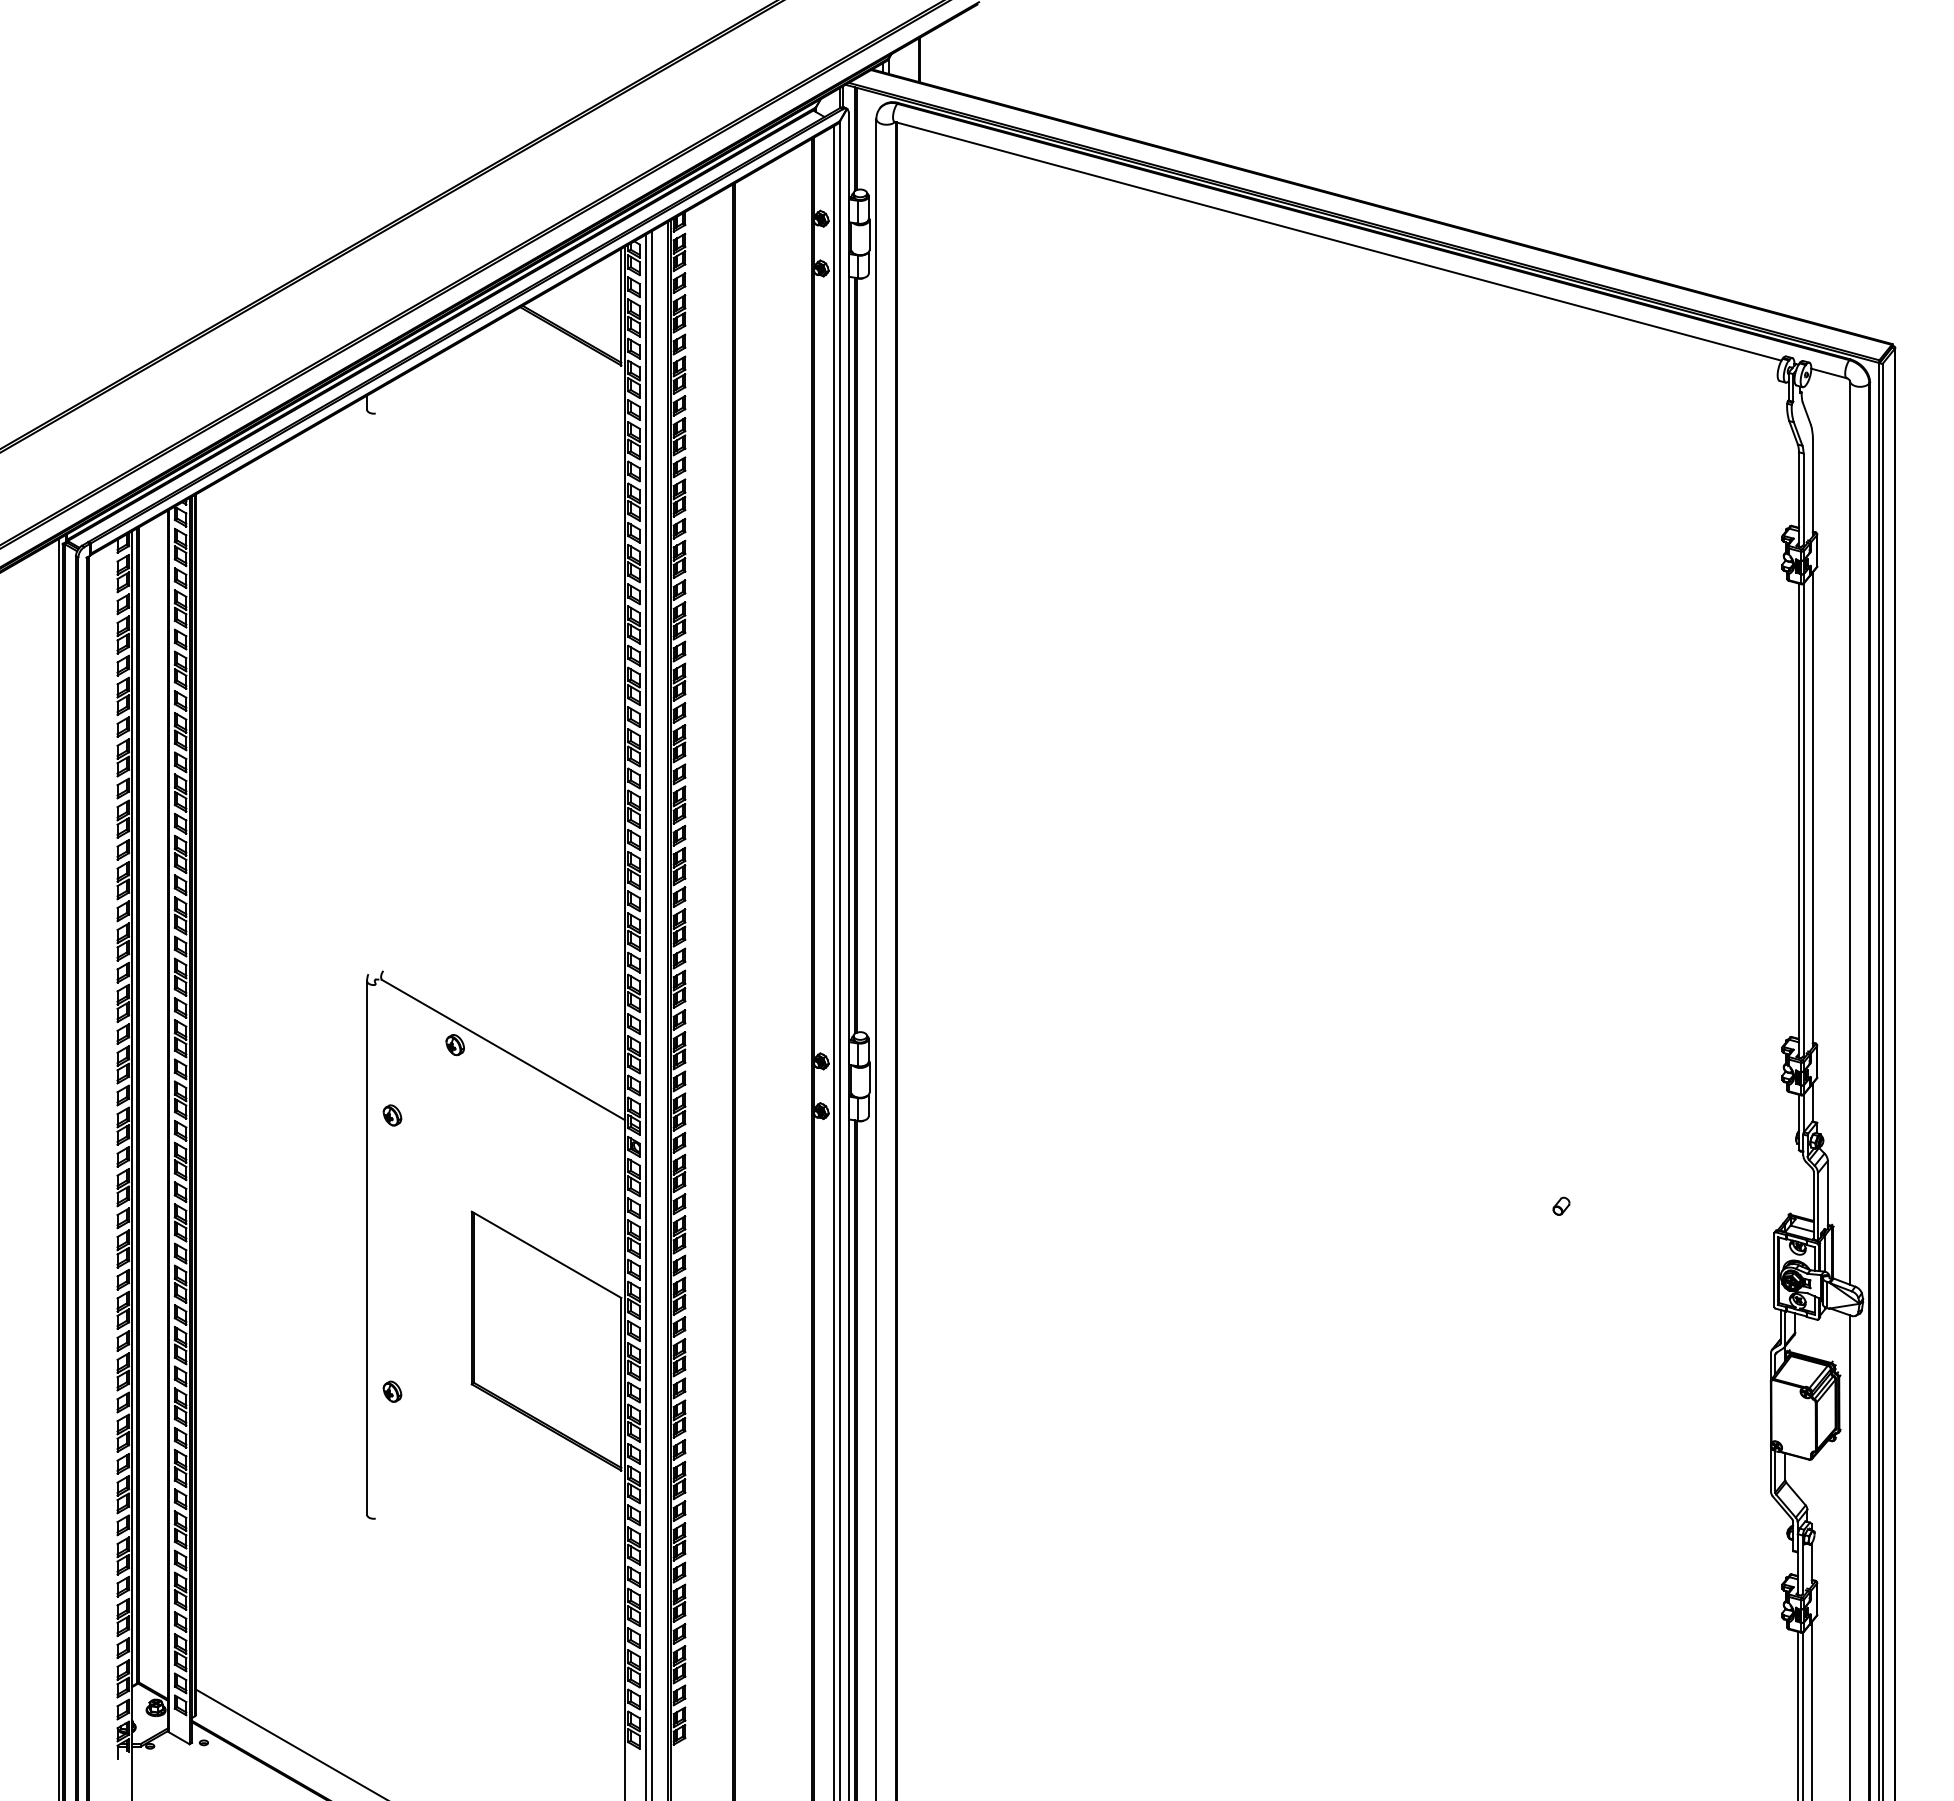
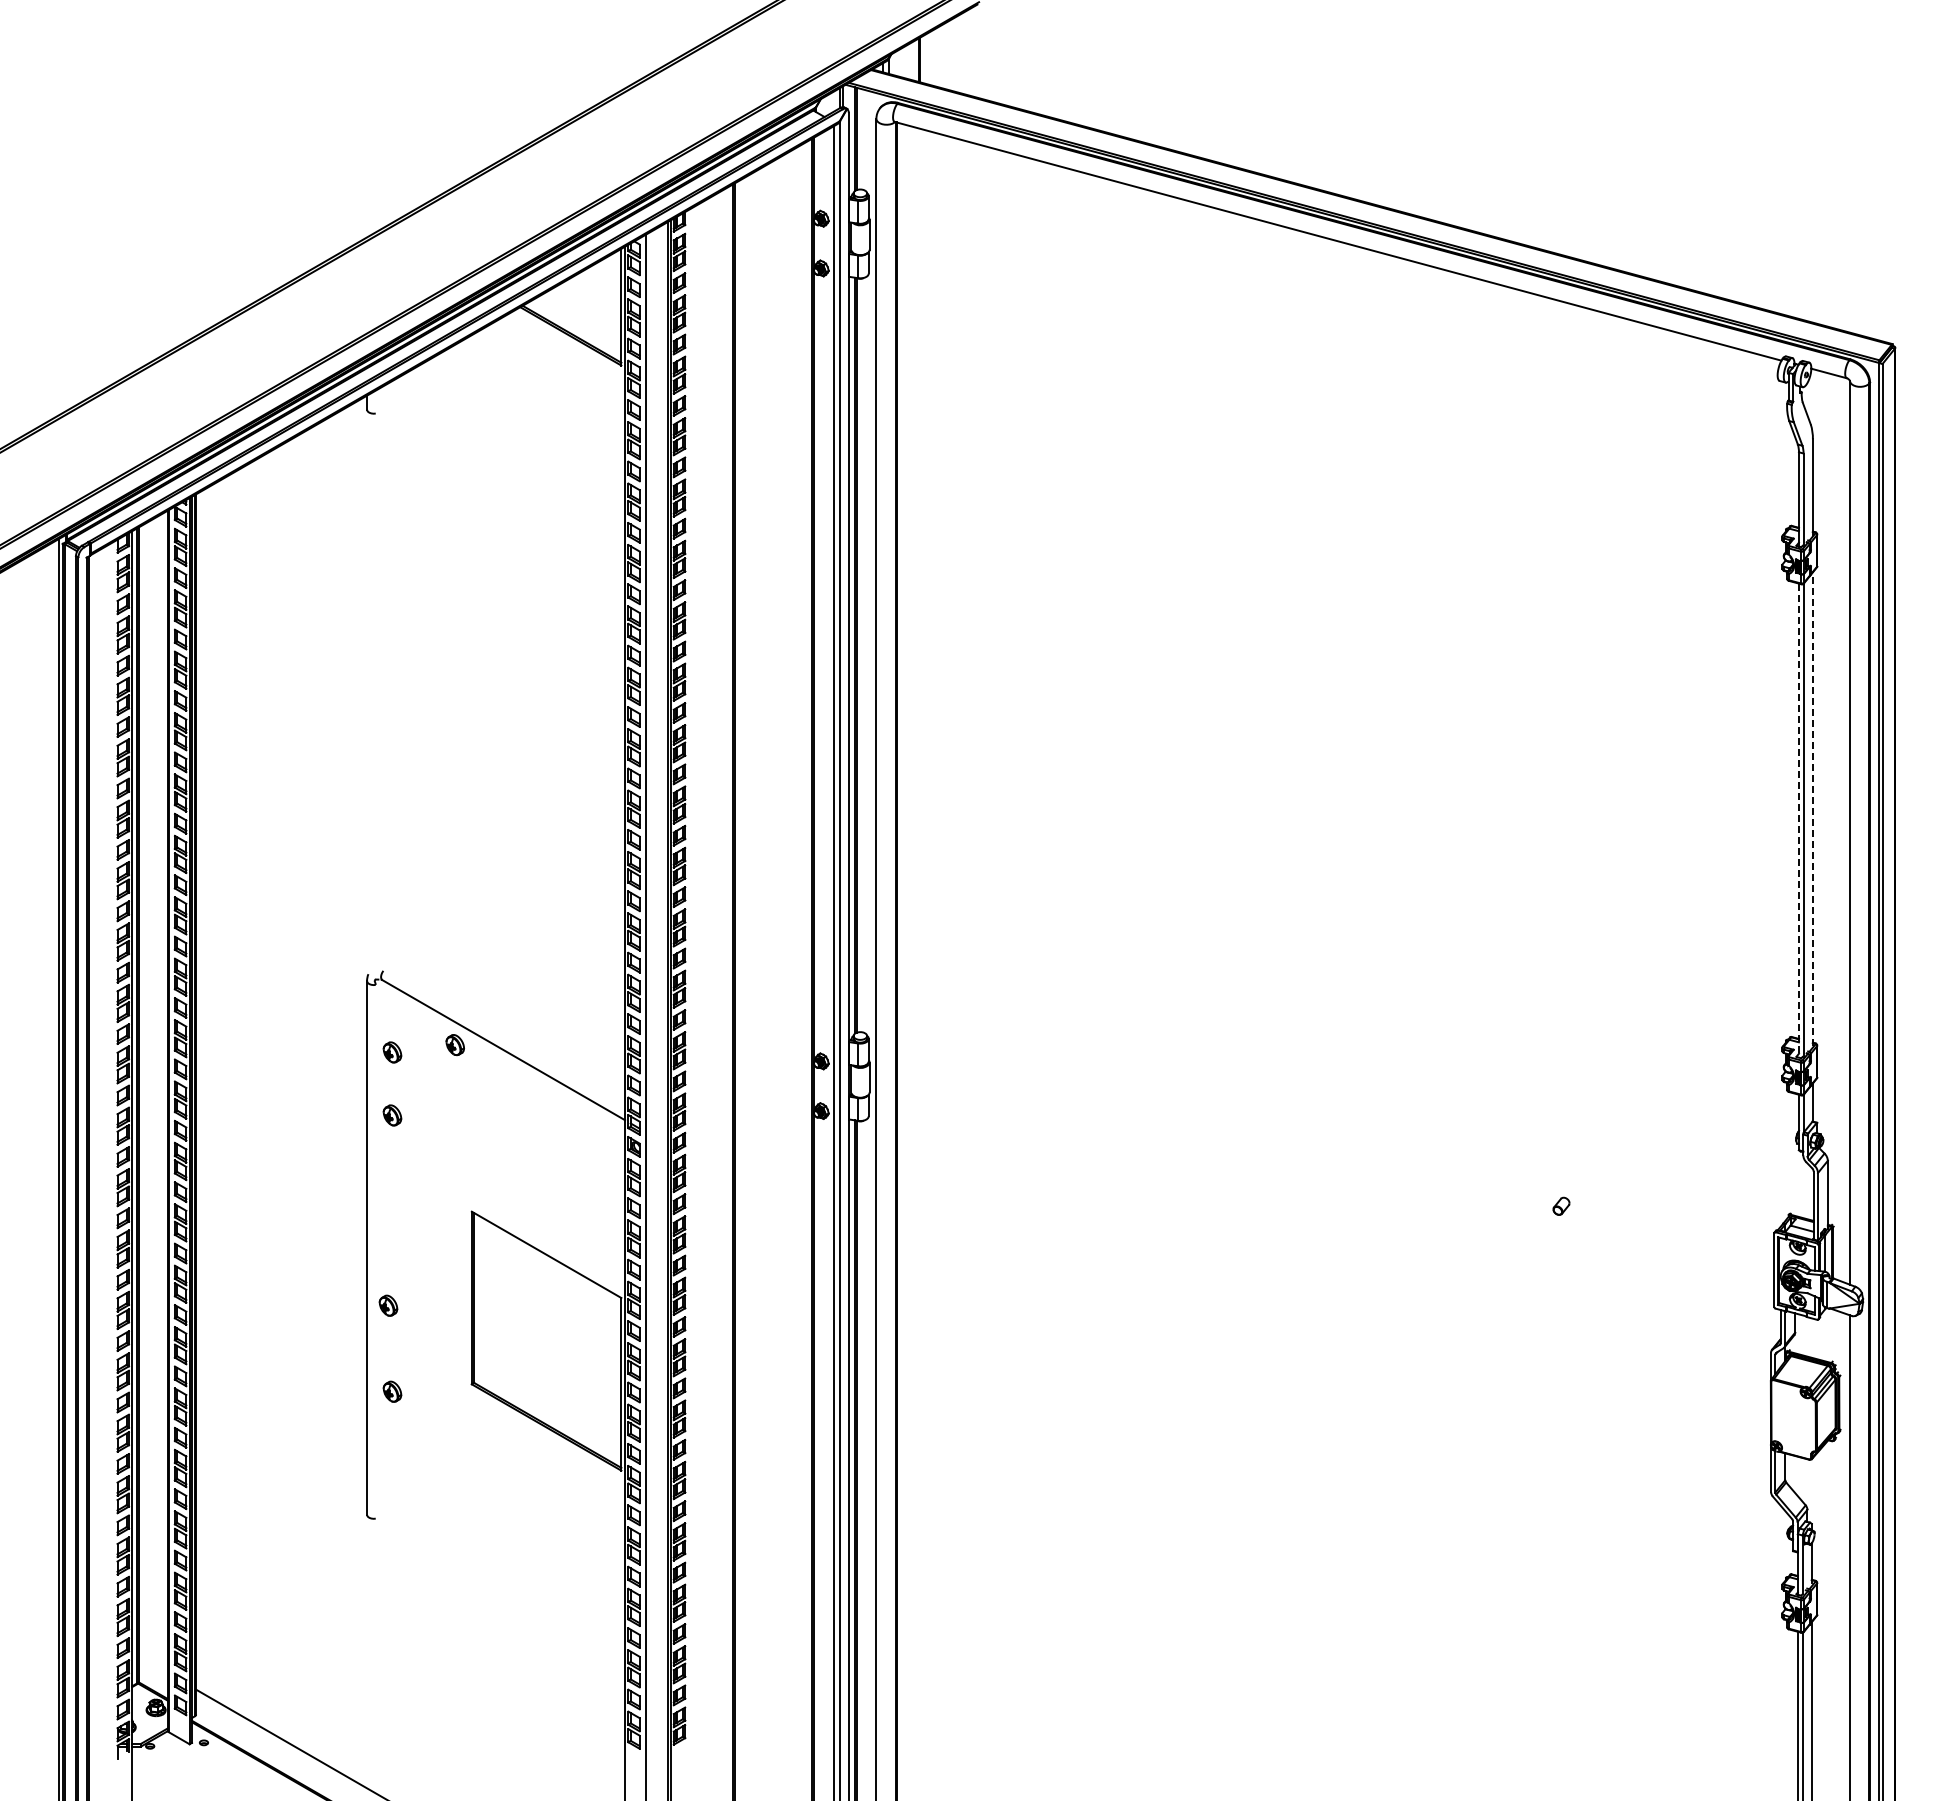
line: solid -> dashed (1812, 809)
line: solid -> dashed (1798, 821)
line: present -> none (652, 1014)
part: none -> present (392, 1052)
part: none -> present (388, 1305)
